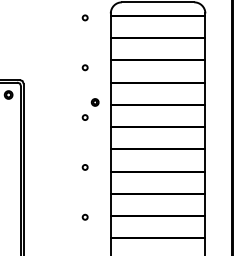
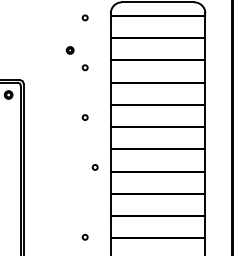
part position: (94, 102) -> (69, 50) (69, 50)
circle position: (84, 167) -> (94, 167) (94, 167)
circle position: (84, 216) -> (84, 236) (84, 236)
